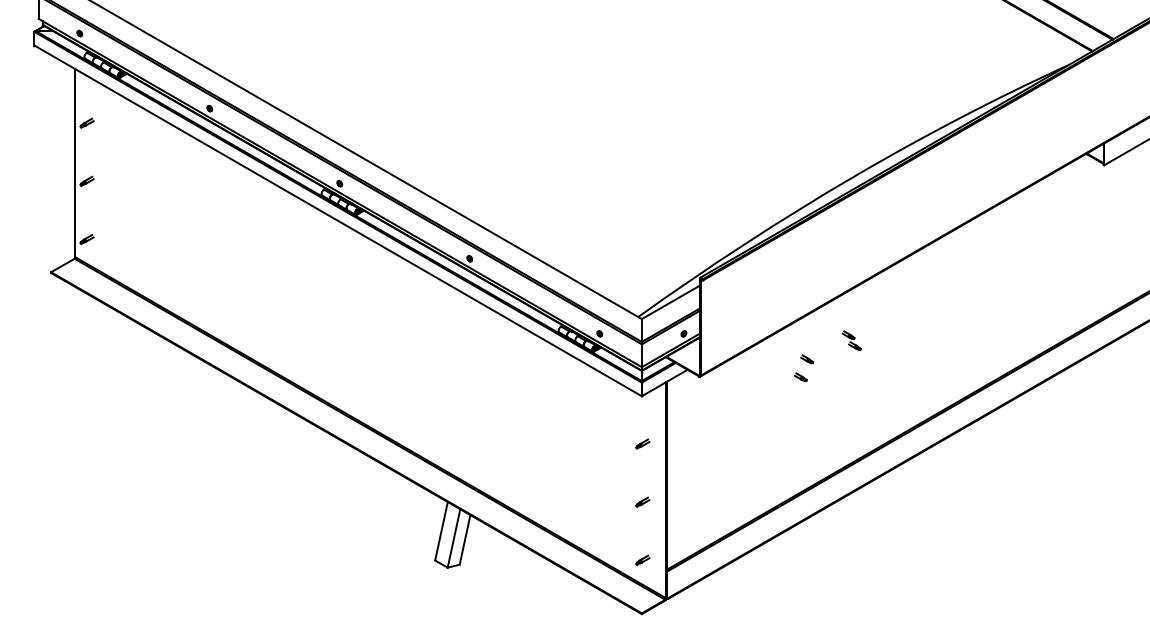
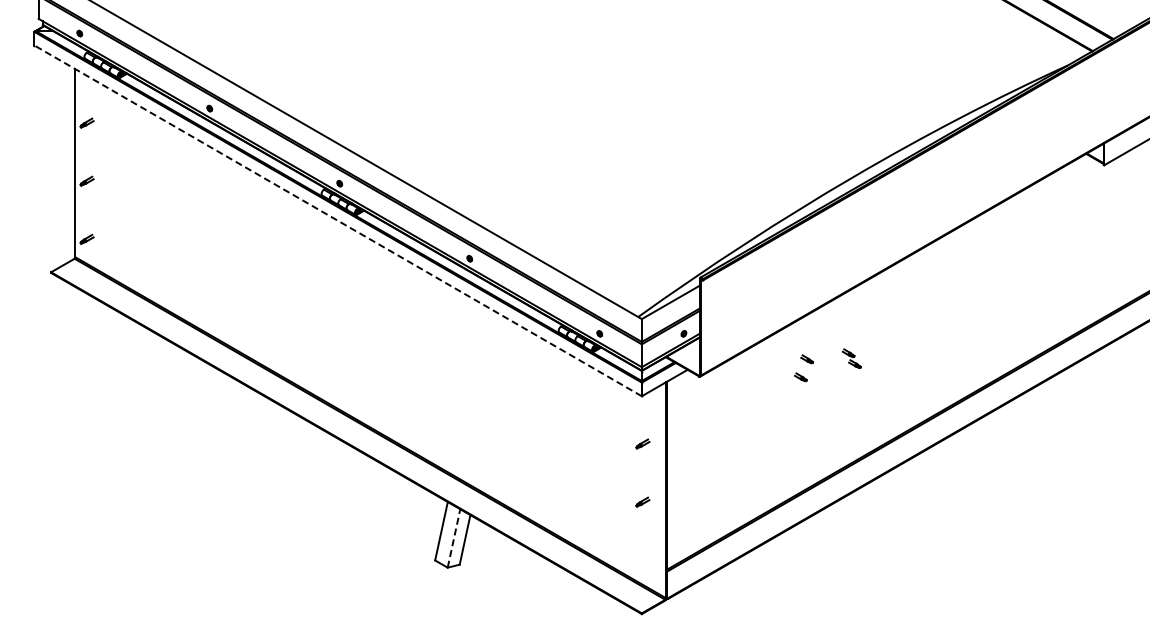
line: solid -> dashed (338, 220)
part position: (851, 340) -> (851, 358) (851, 358)
line: solid -> dashed (454, 538)
part: present -> none (642, 559)
